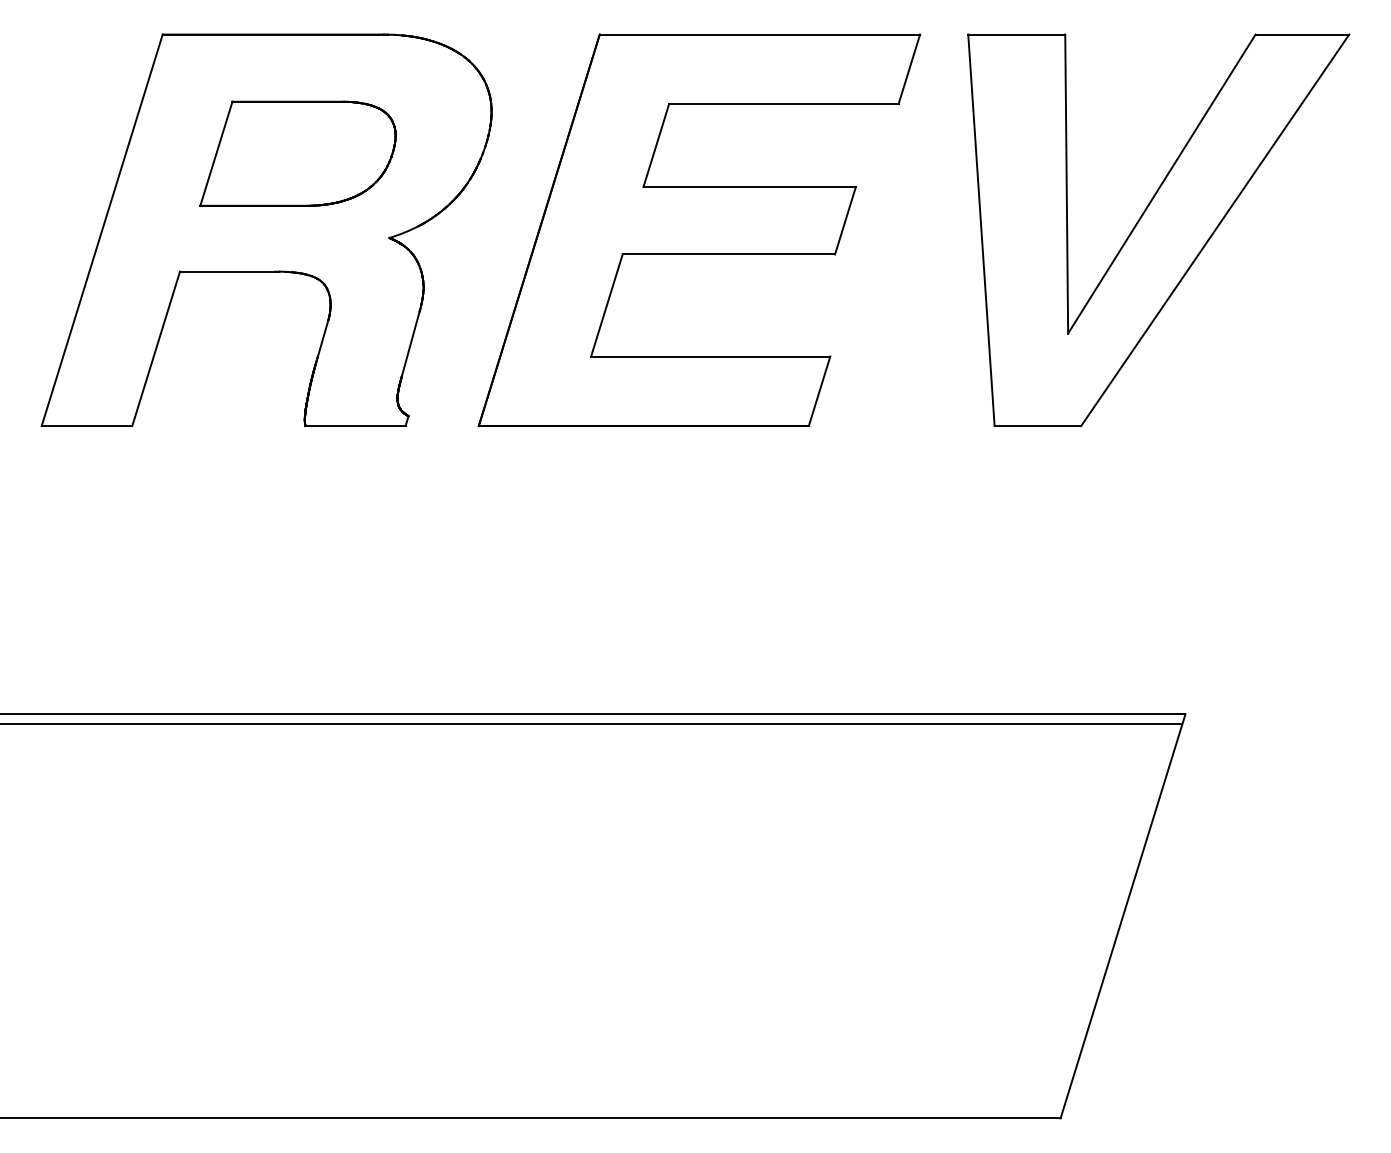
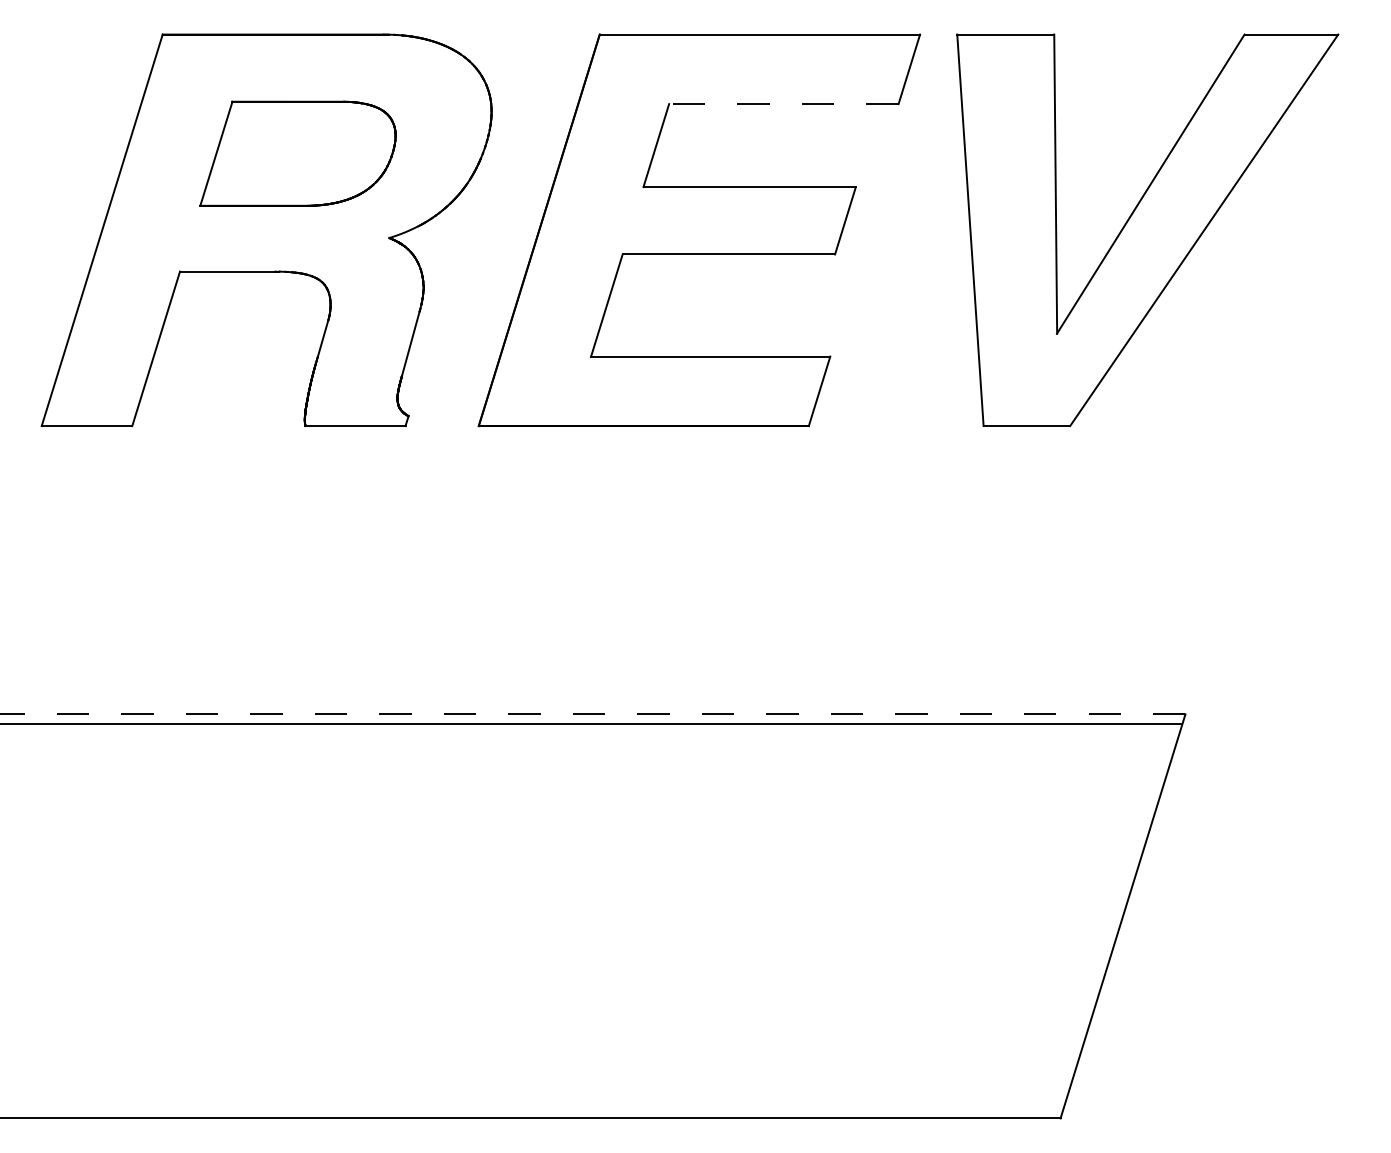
line: solid -> dashed (783, 104)
part position: (1158, 230) -> (1147, 230) (1147, 230)
line: solid -> dashed (592, 714)
